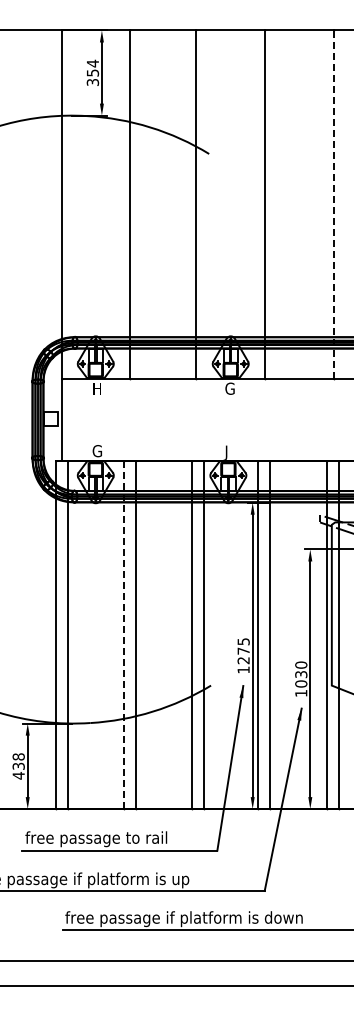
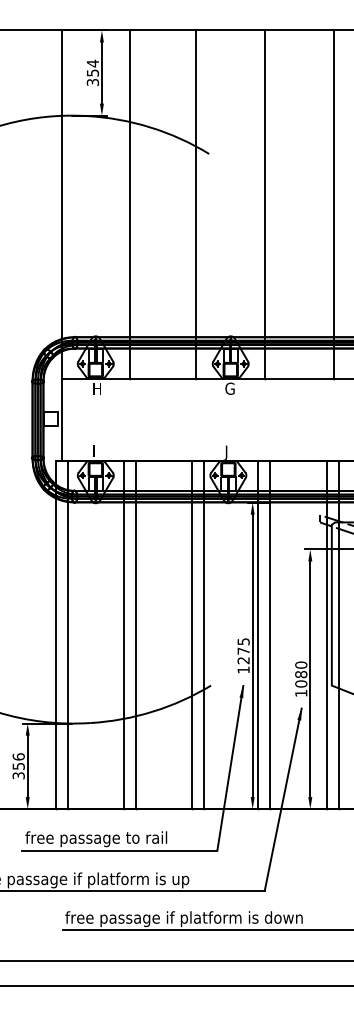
line: dashed -> solid (333, 204)
text: G -> I (97, 451)
line: dashed -> solid (124, 635)
text: 1030 -> 1080 (301, 674)
text: 438 -> 356 (18, 766)
